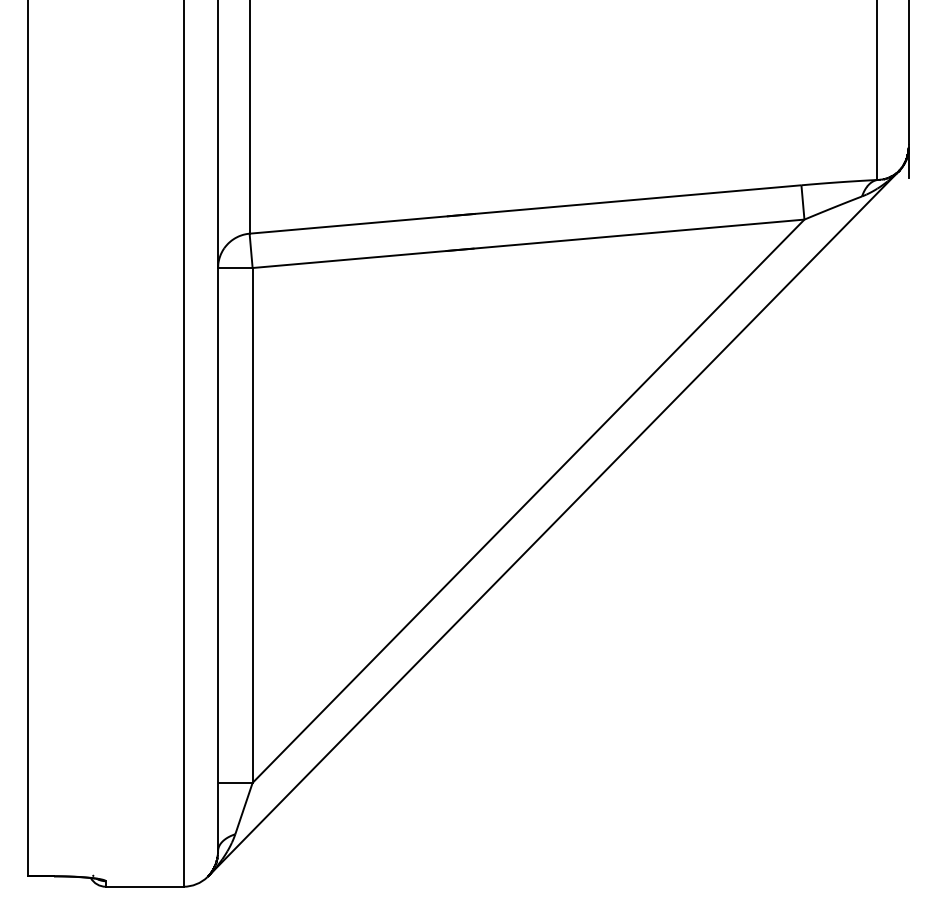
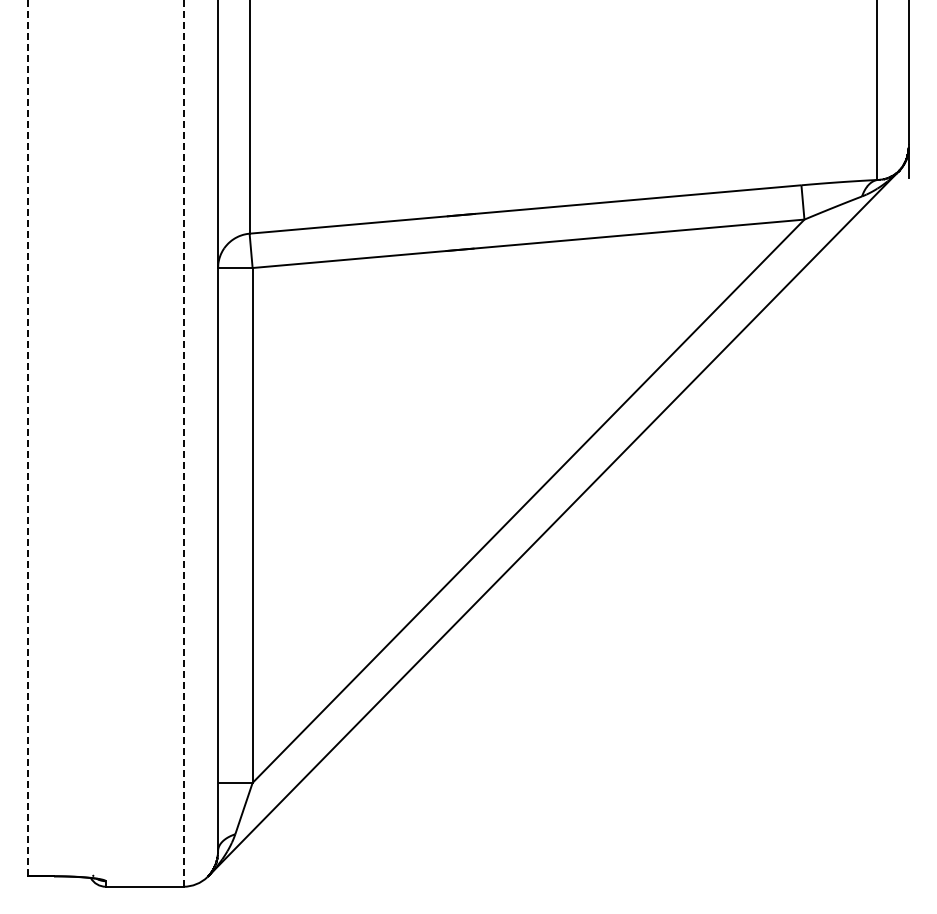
line: solid -> dashed (28, 438)
line: solid -> dashed (183, 443)
